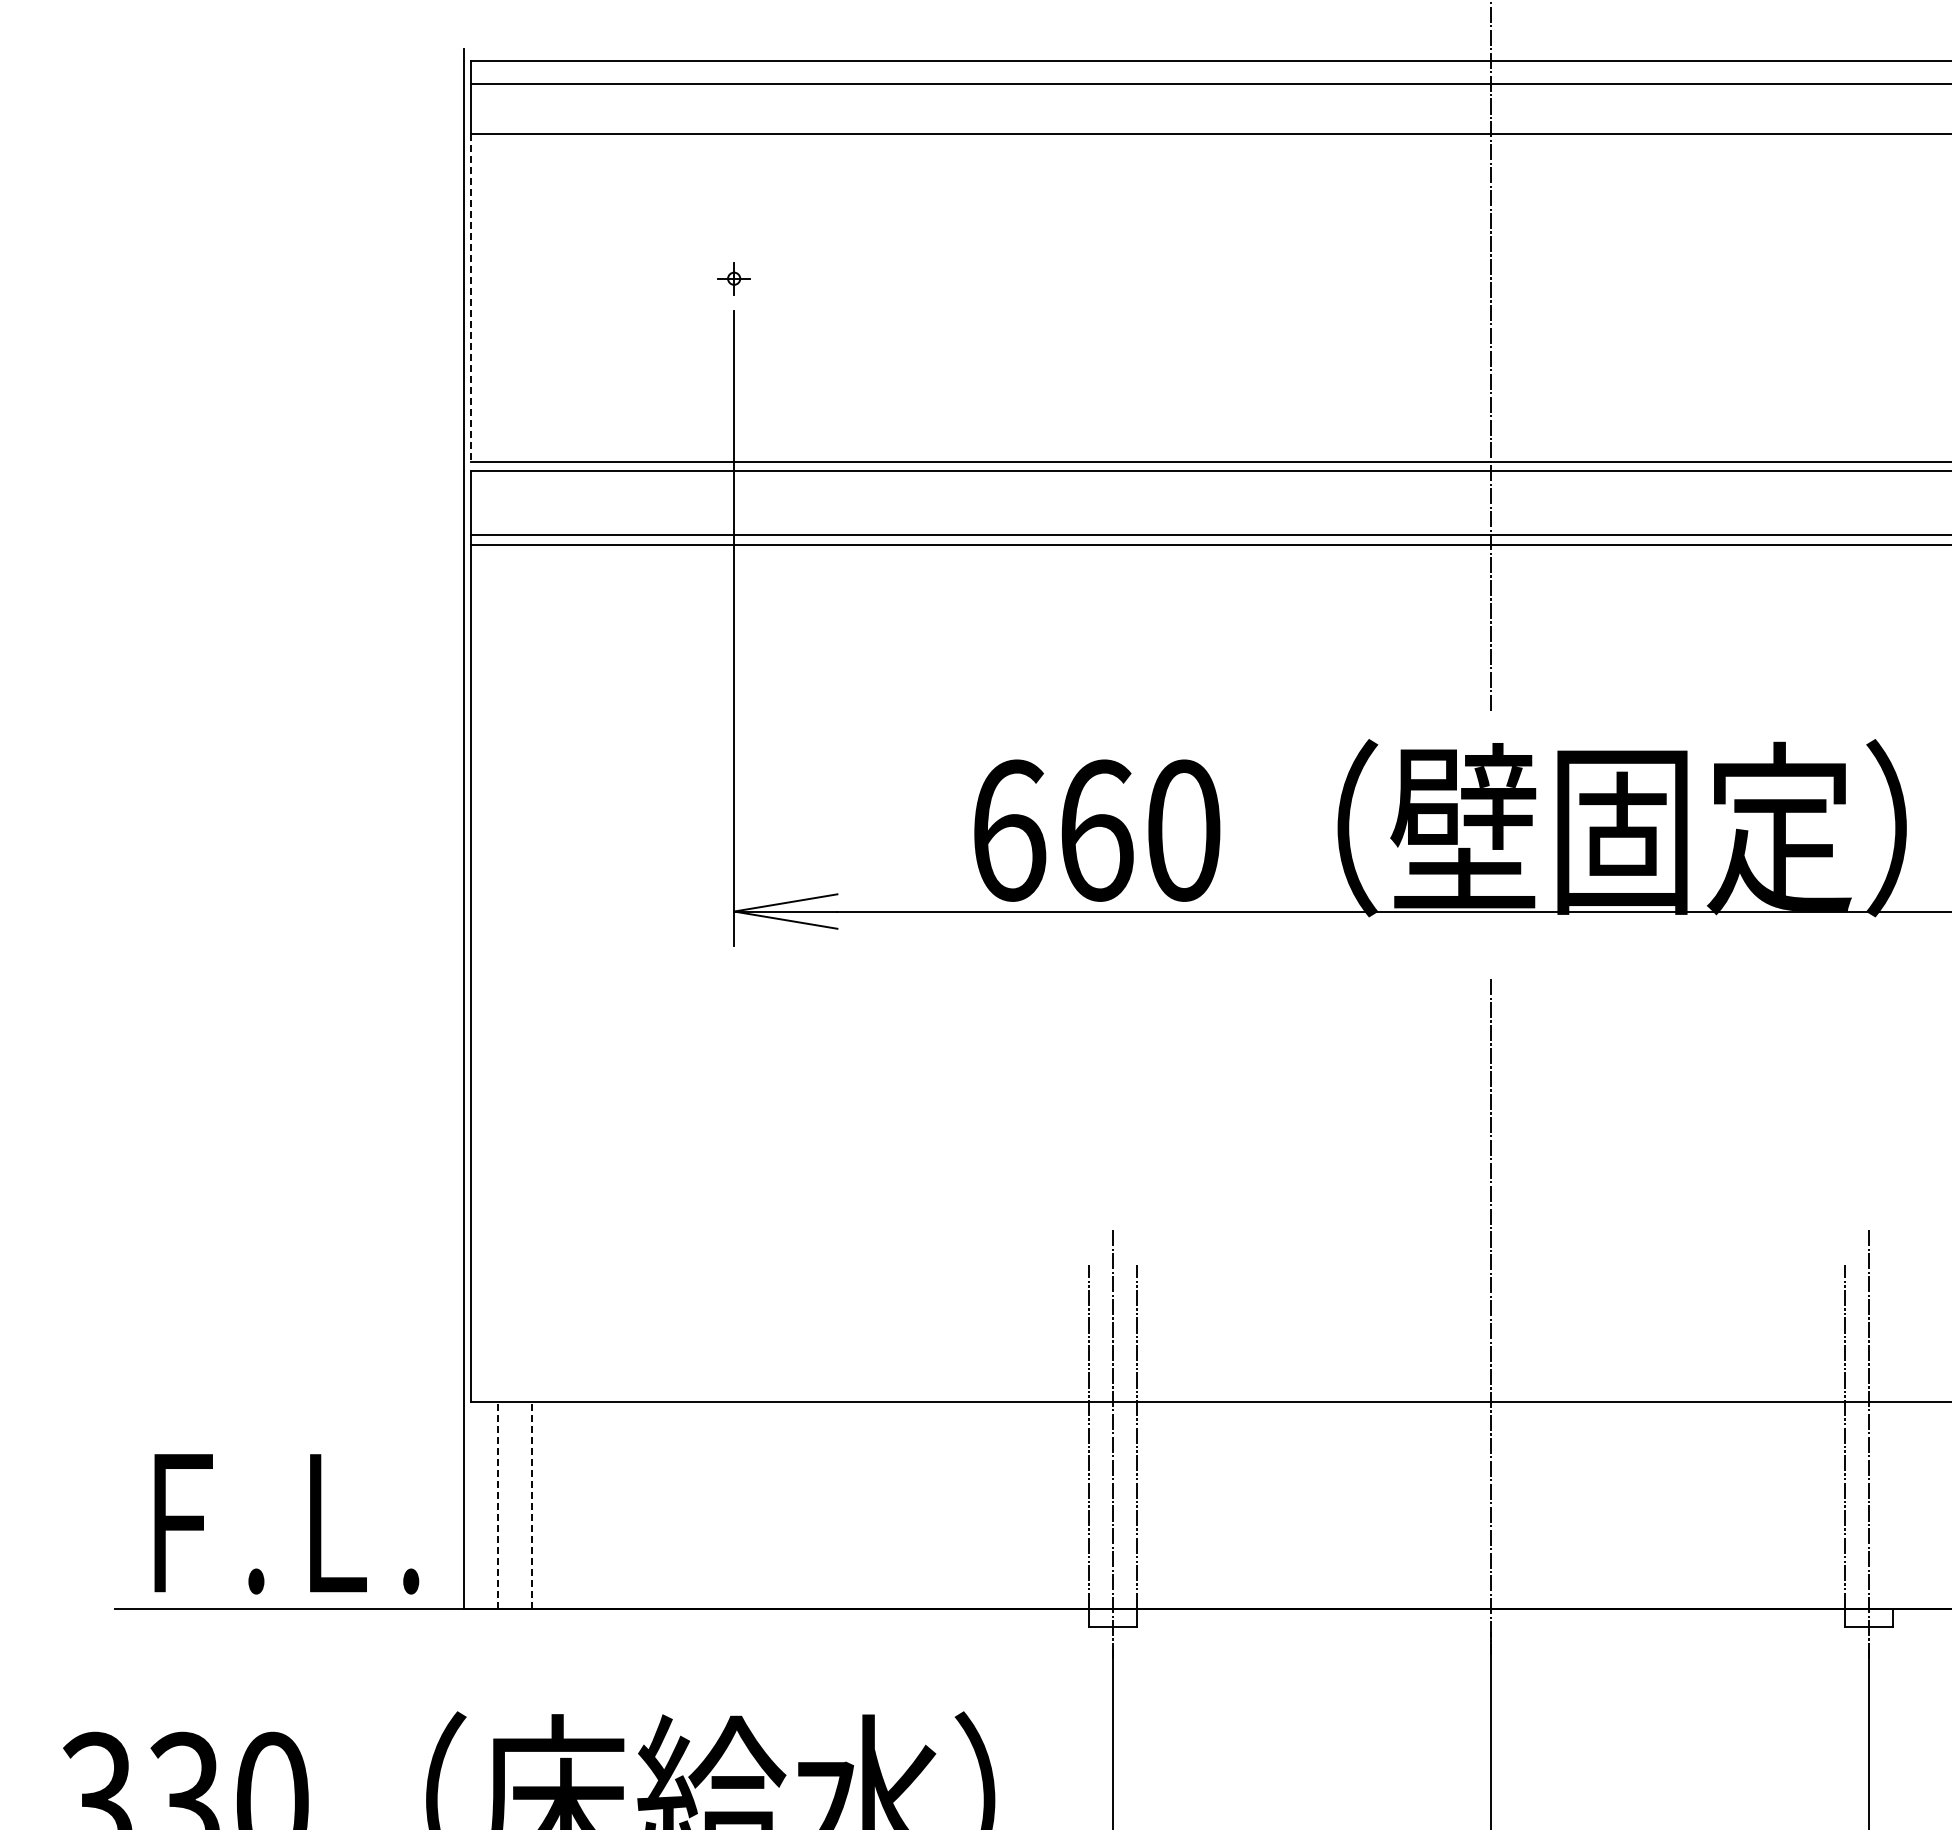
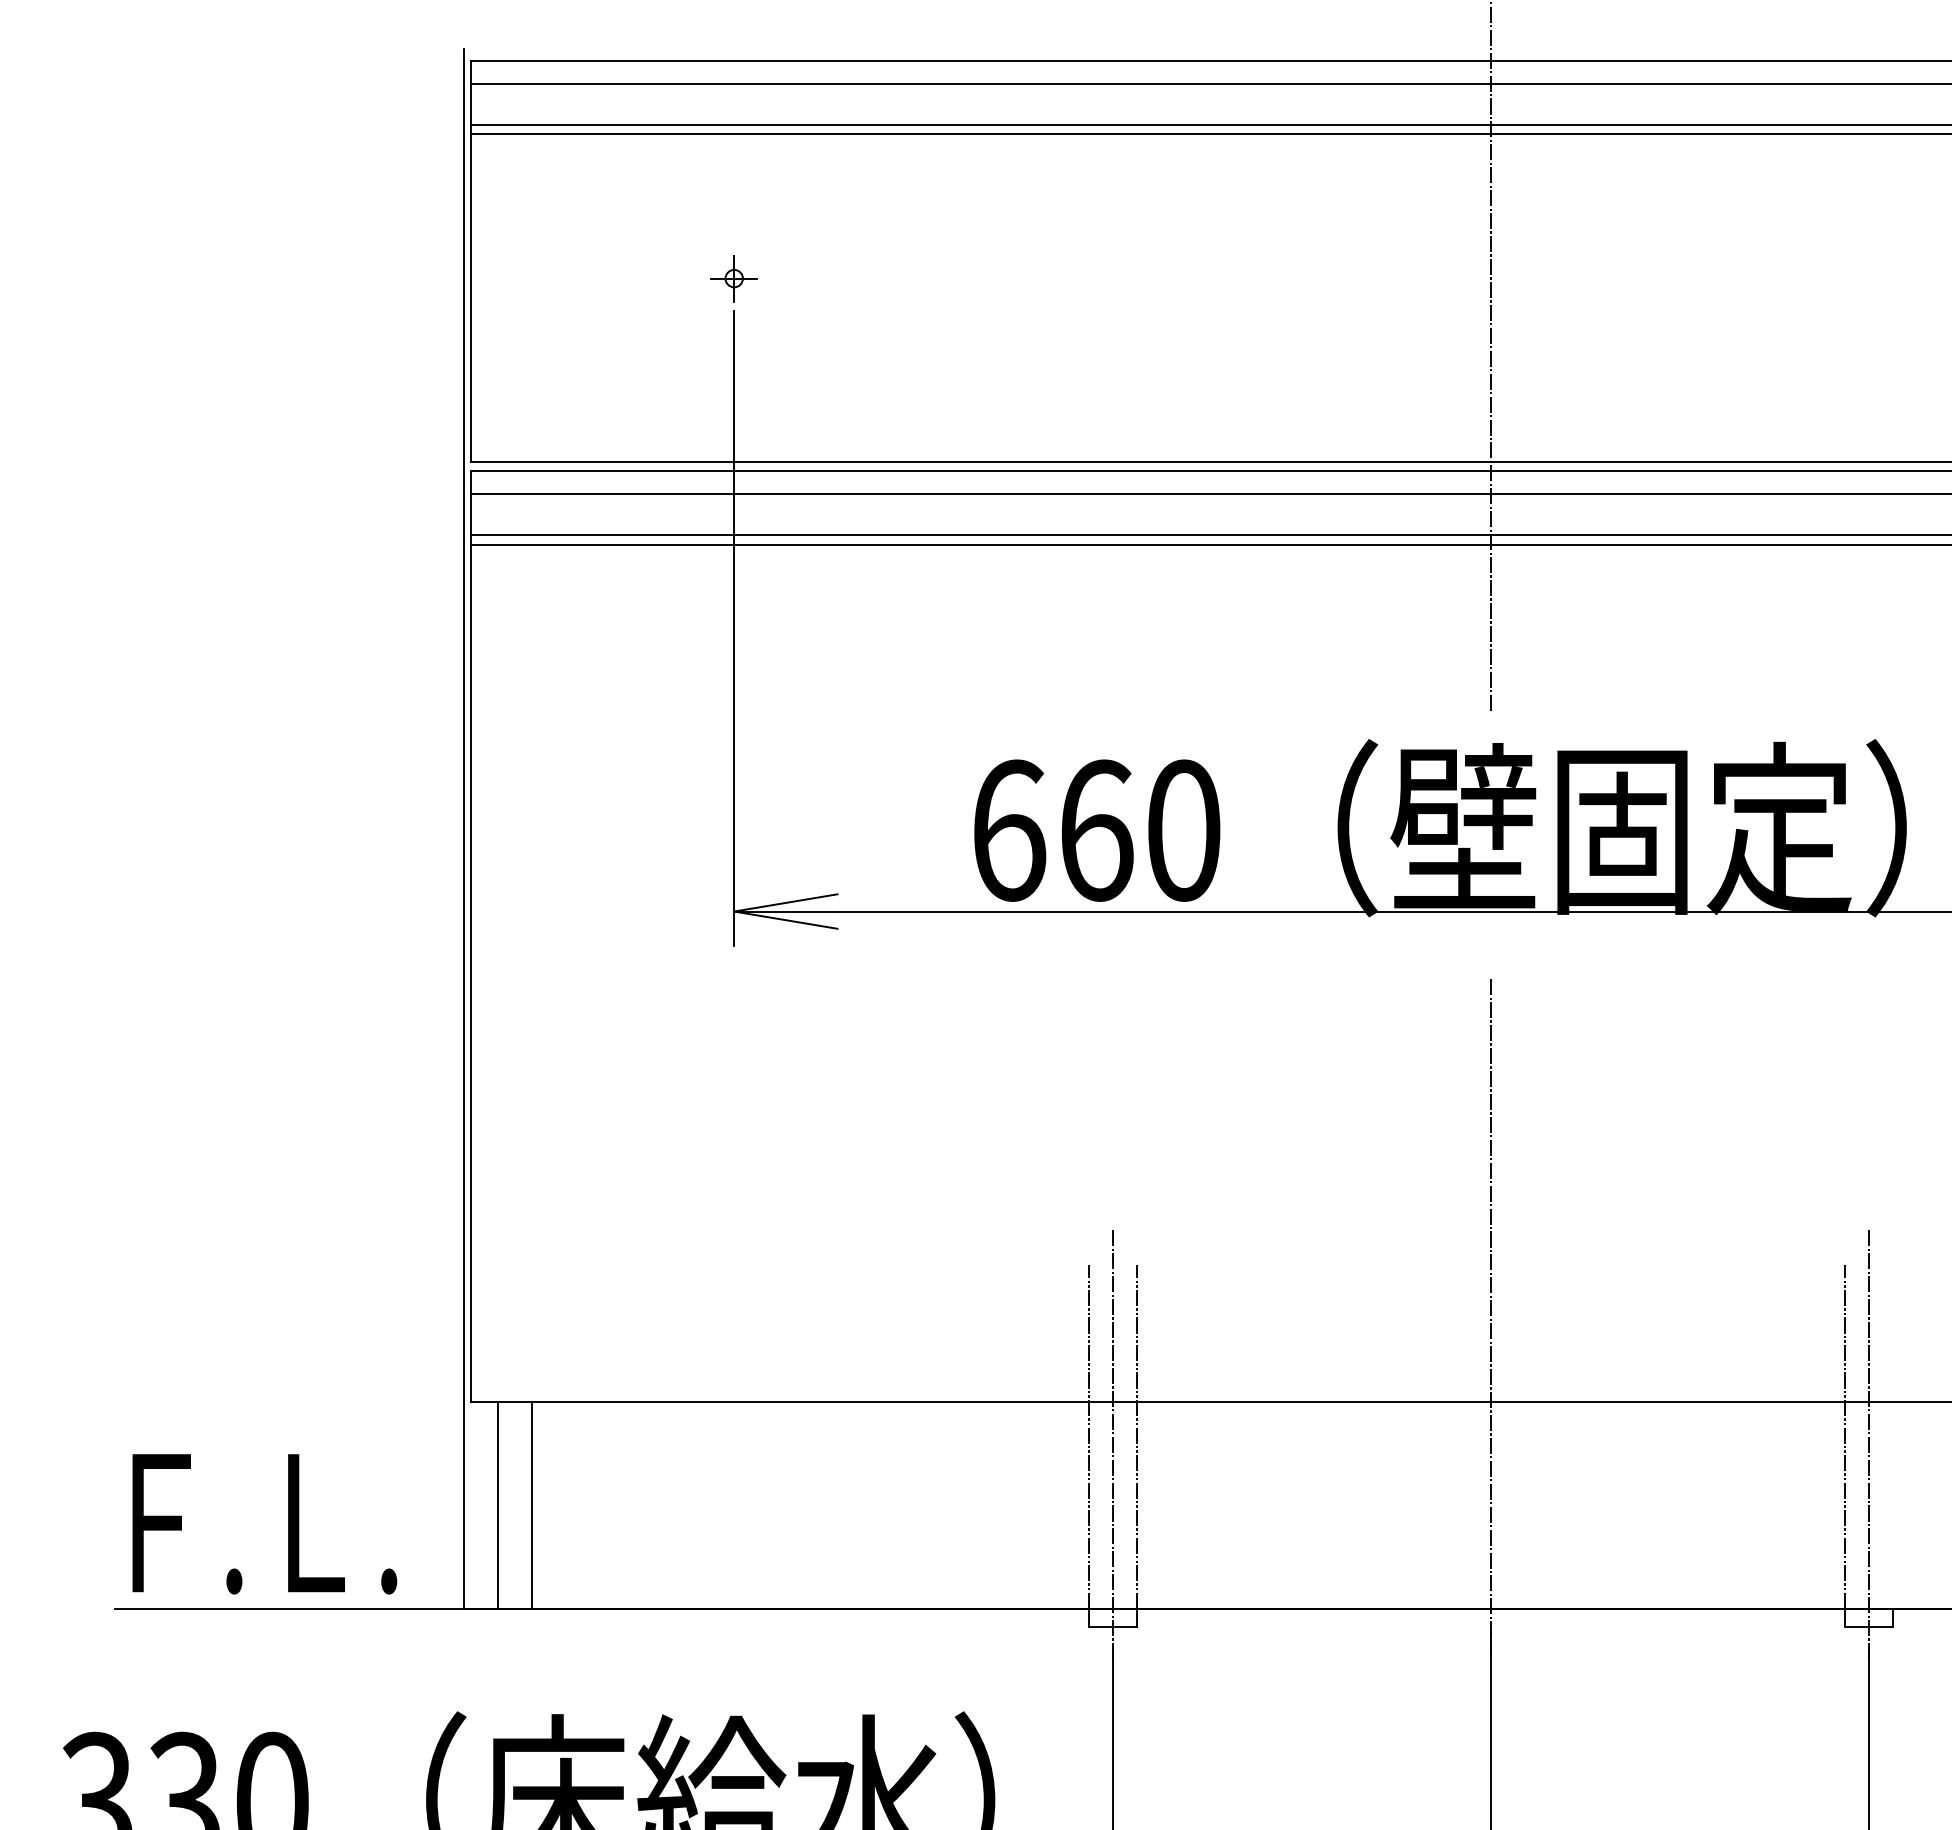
line: none -> present (1209, 124)
part size: 34x34 px -> 48x48 px (733, 278)
line: dashed -> solid (470, 298)
line: none -> present (1209, 494)
line: dashed -> solid (498, 1504)
line: dashed -> solid (532, 1504)
text position: (286, 1524) -> (264, 1524) (264, 1524)
